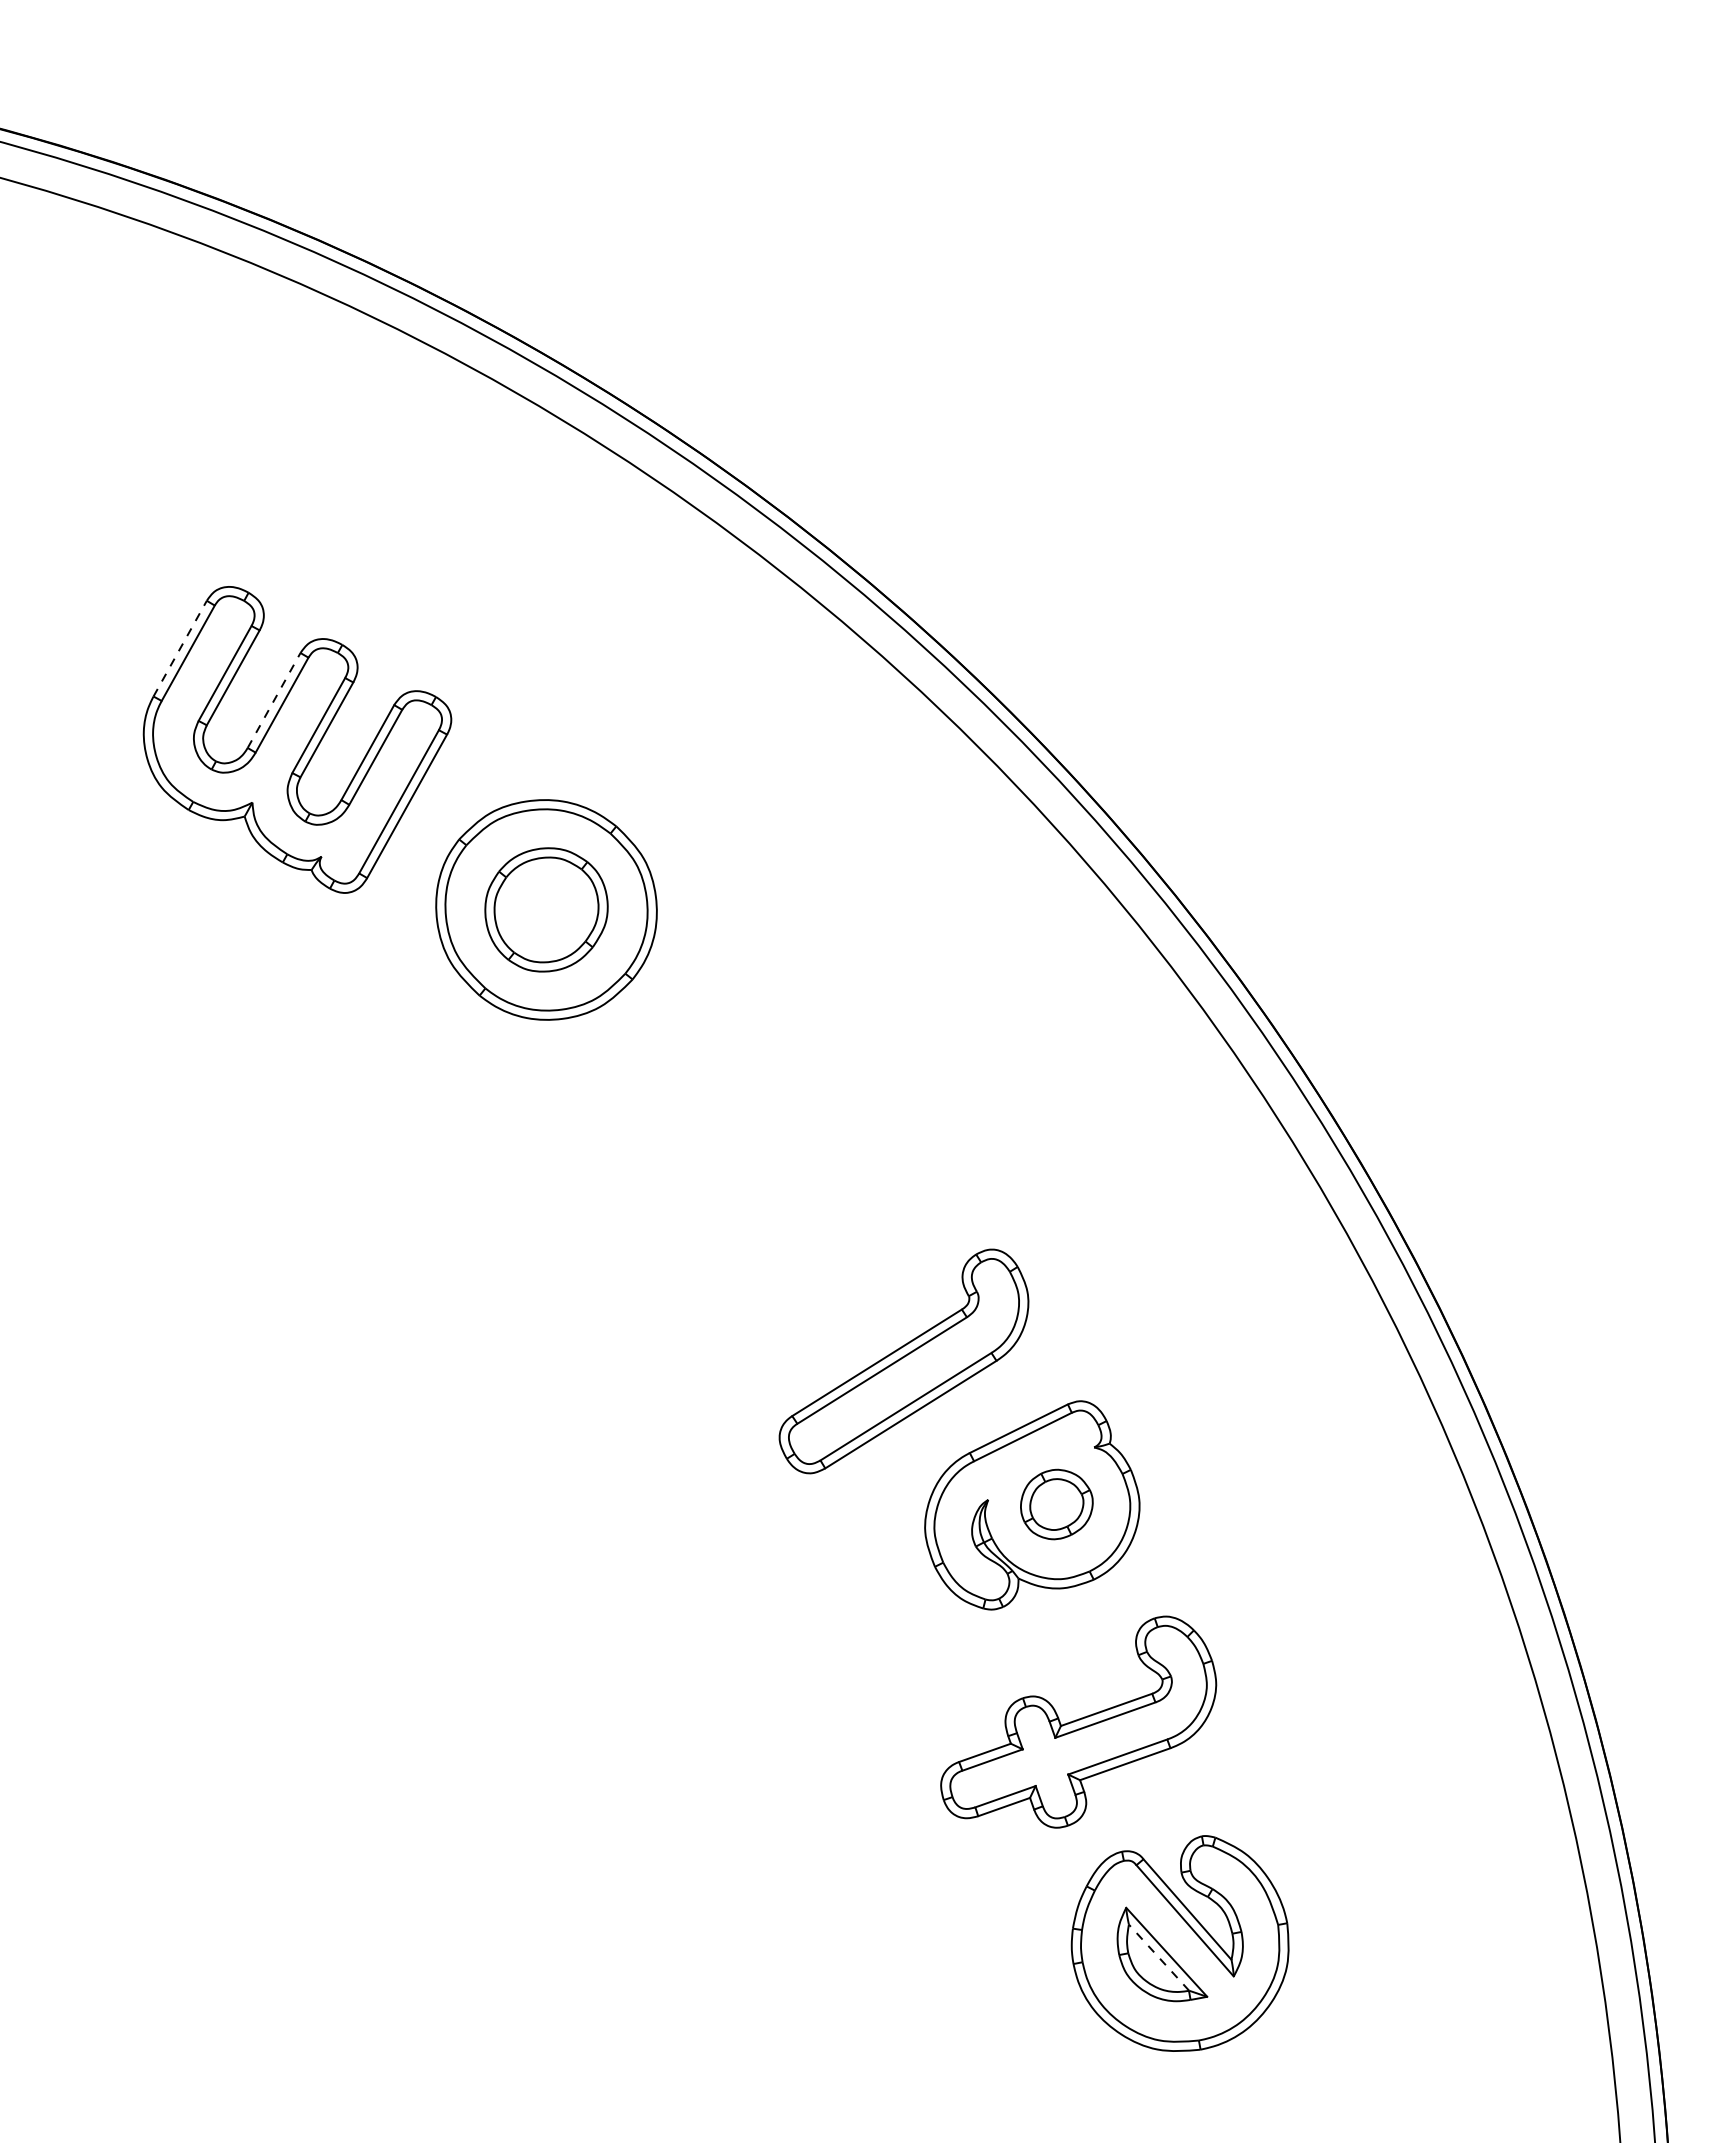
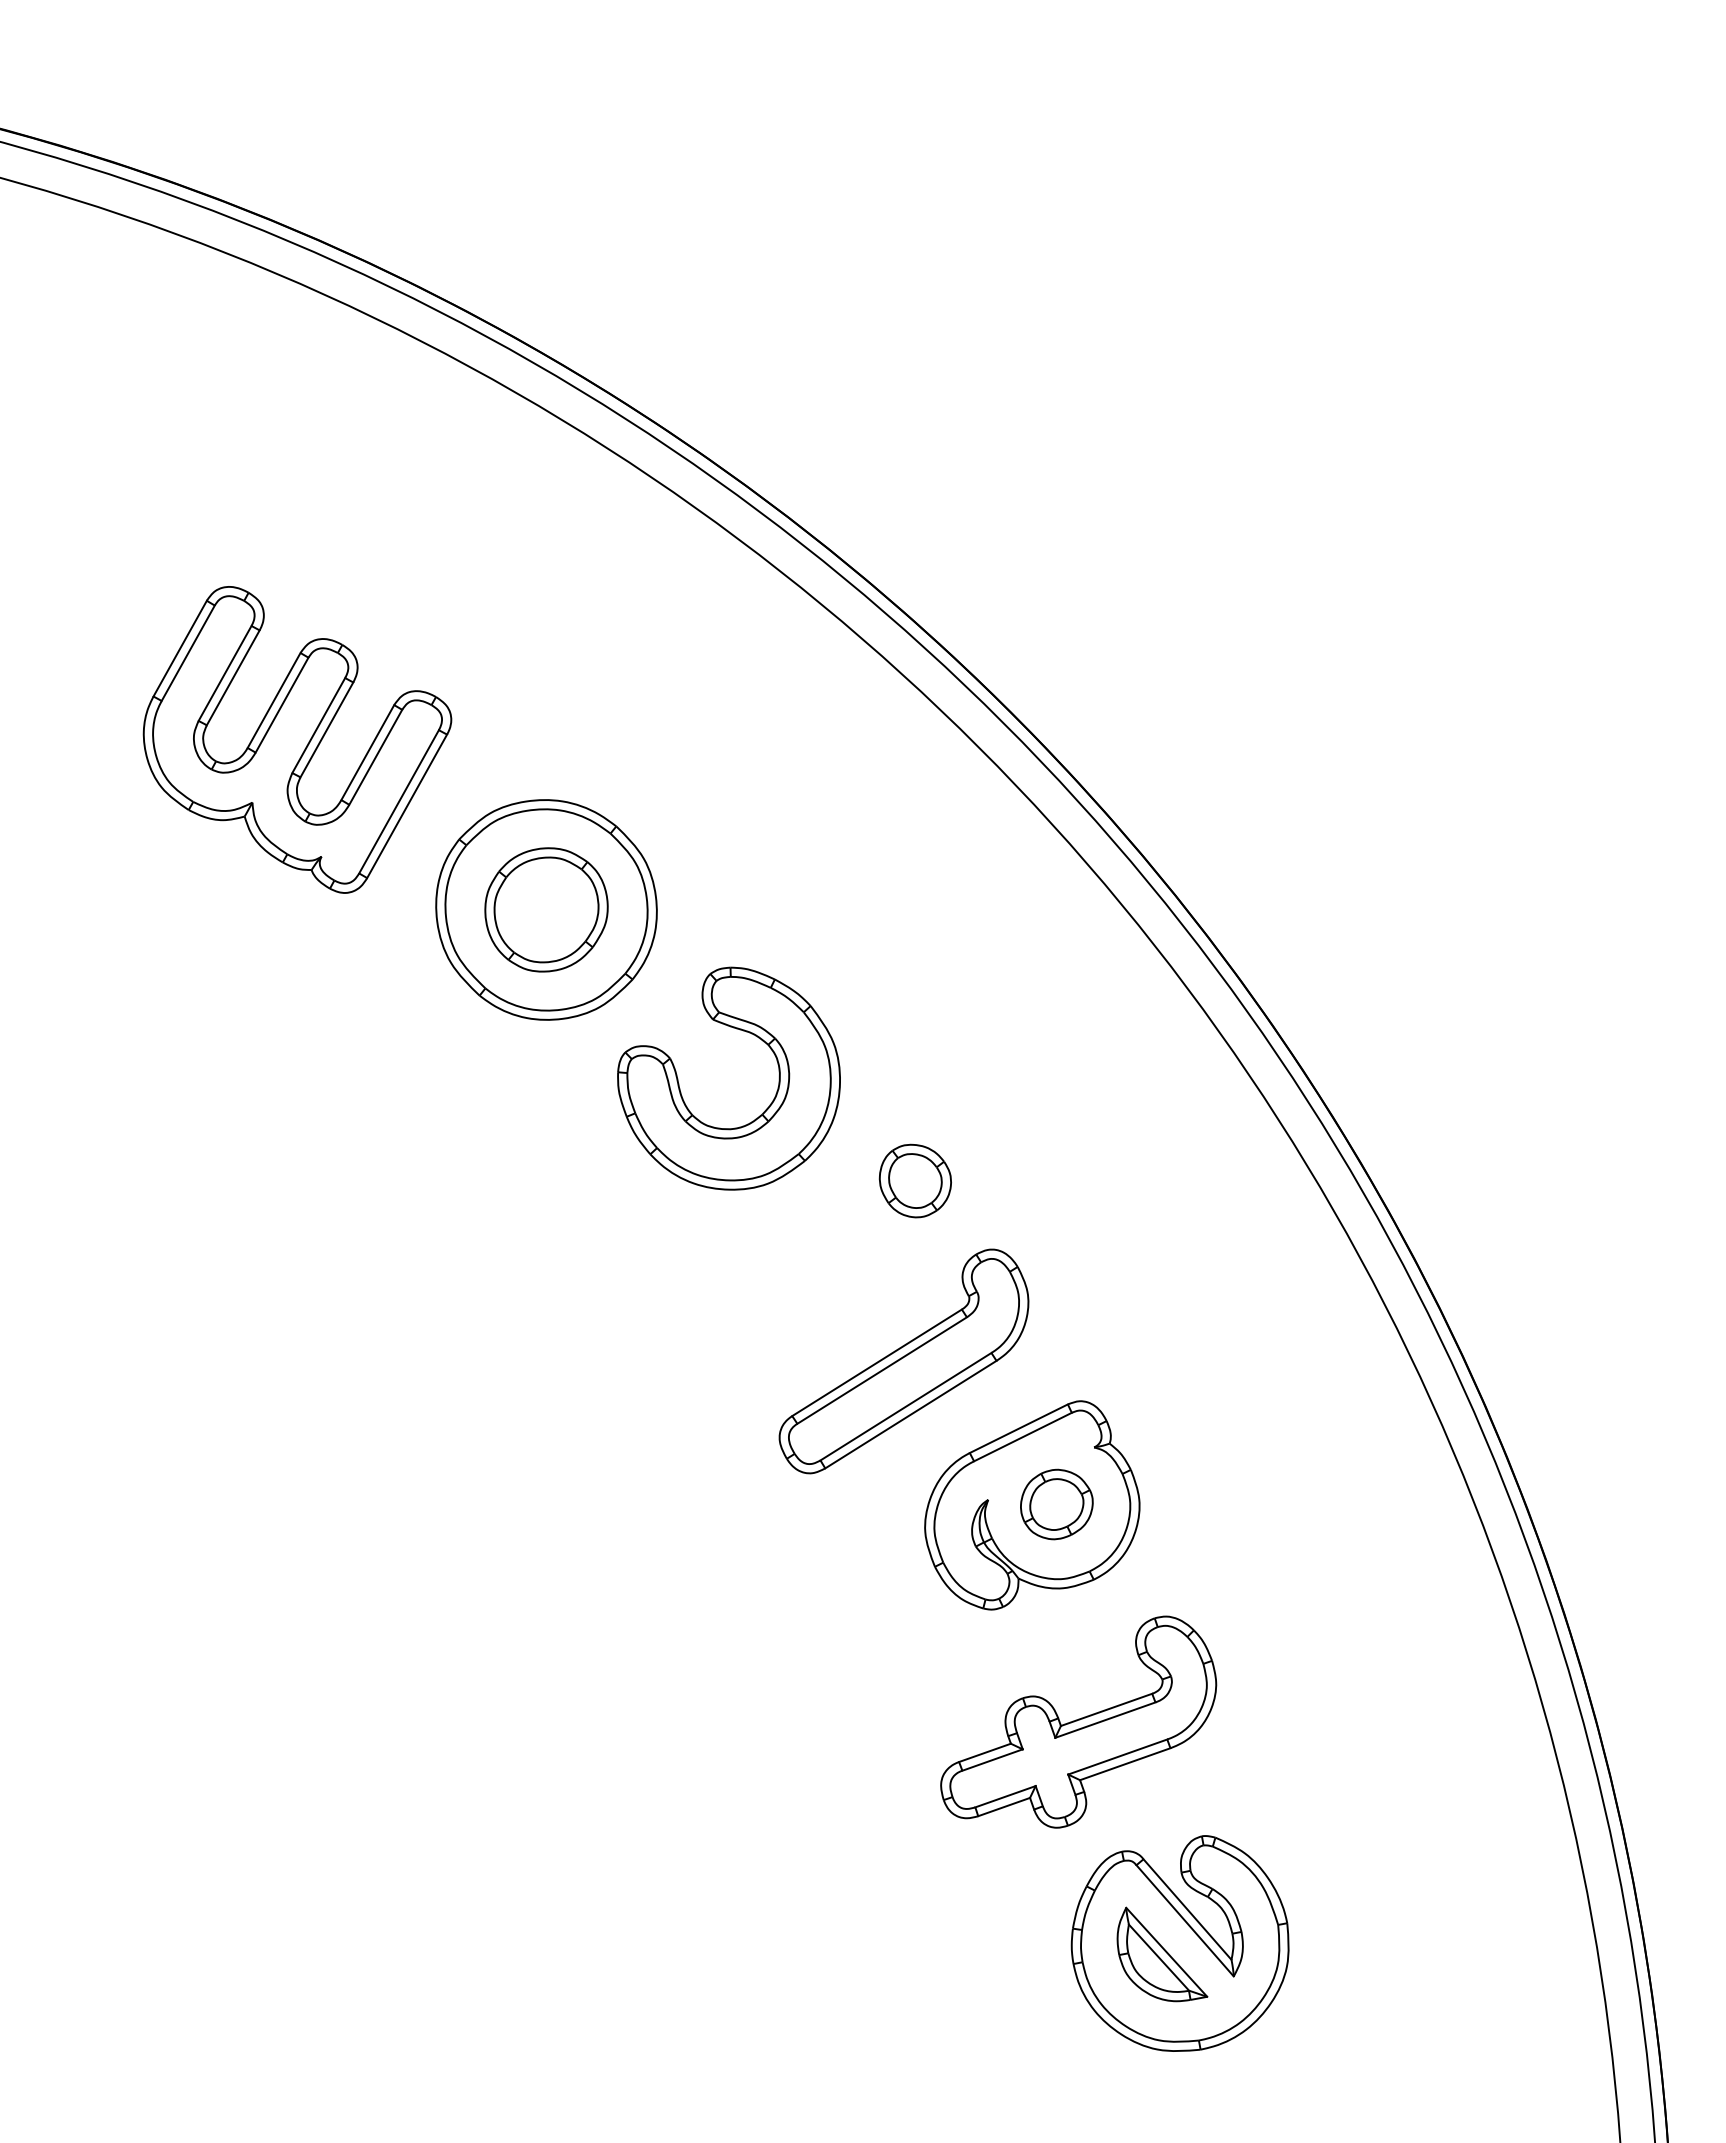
line: dashed -> solid (180, 648)
line: dashed -> solid (274, 700)
part: none -> present (763, 1111)
part: none -> present (914, 1180)
line: dashed -> solid (1159, 1957)
